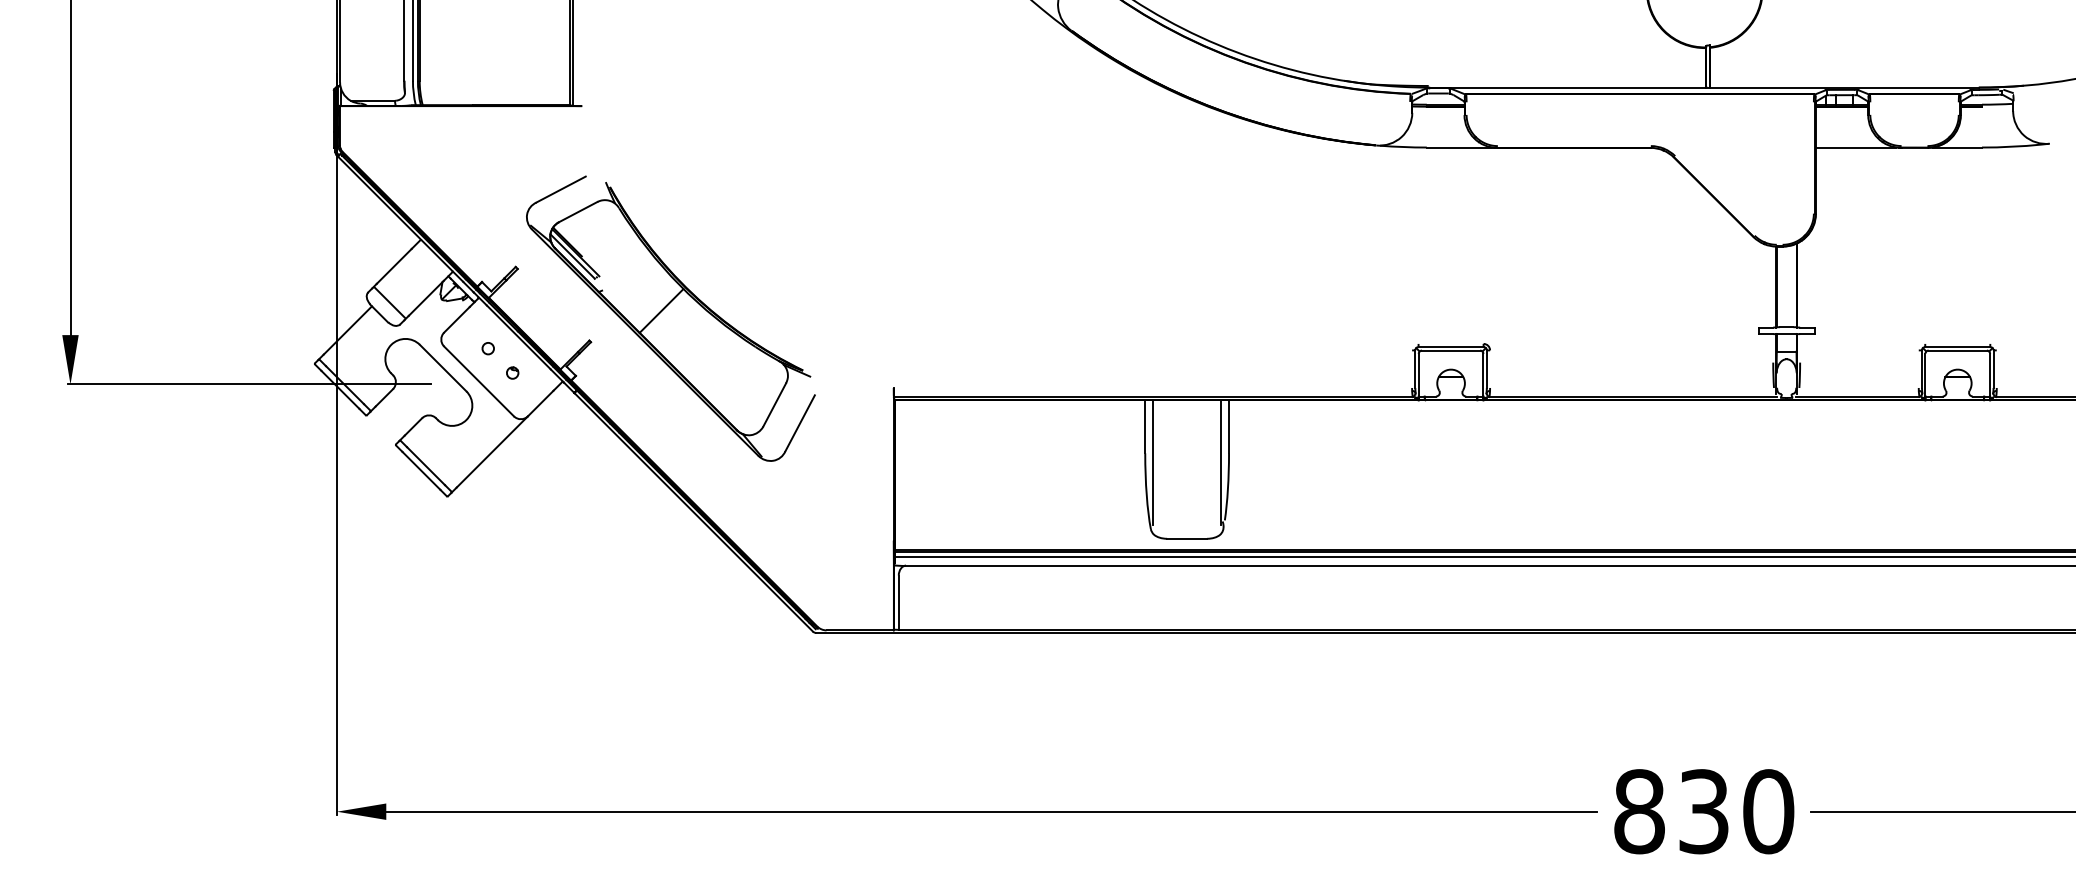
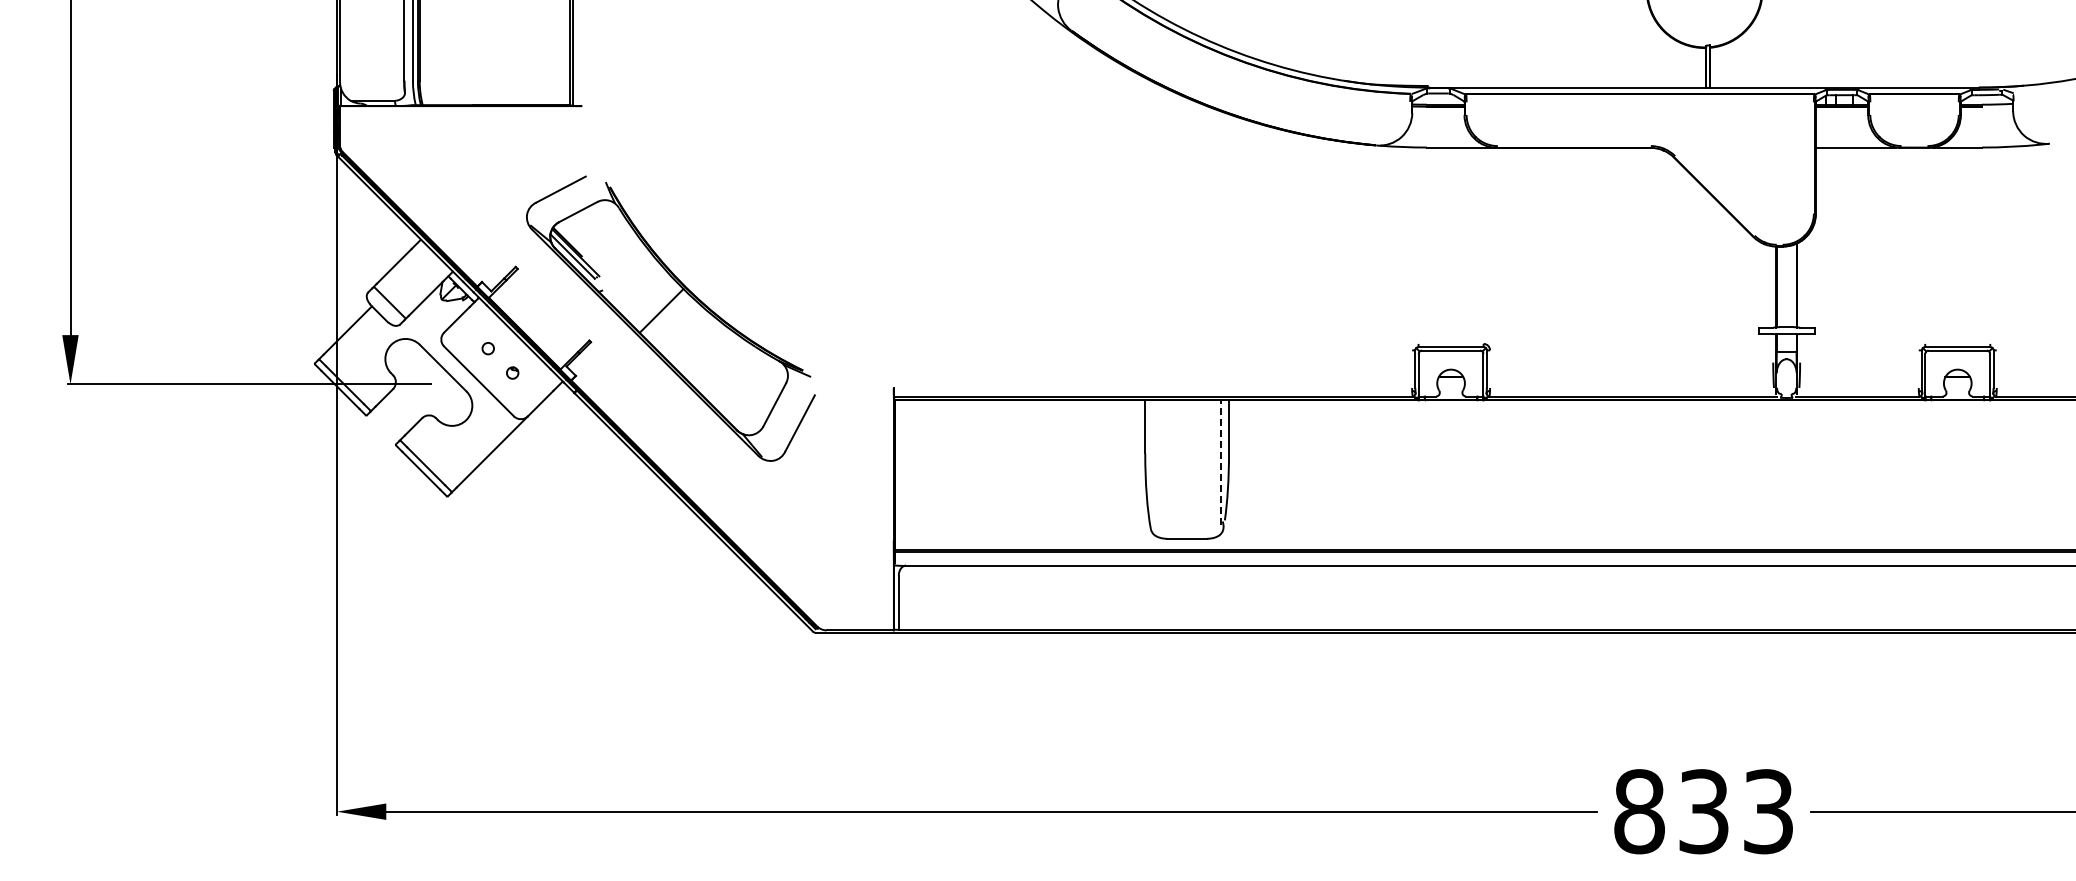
line: present -> none (1153, 462)
line: solid -> dashed (1221, 462)
line: present -> none (1483, 556)
text: 830 -> 833 (1768, 811)
